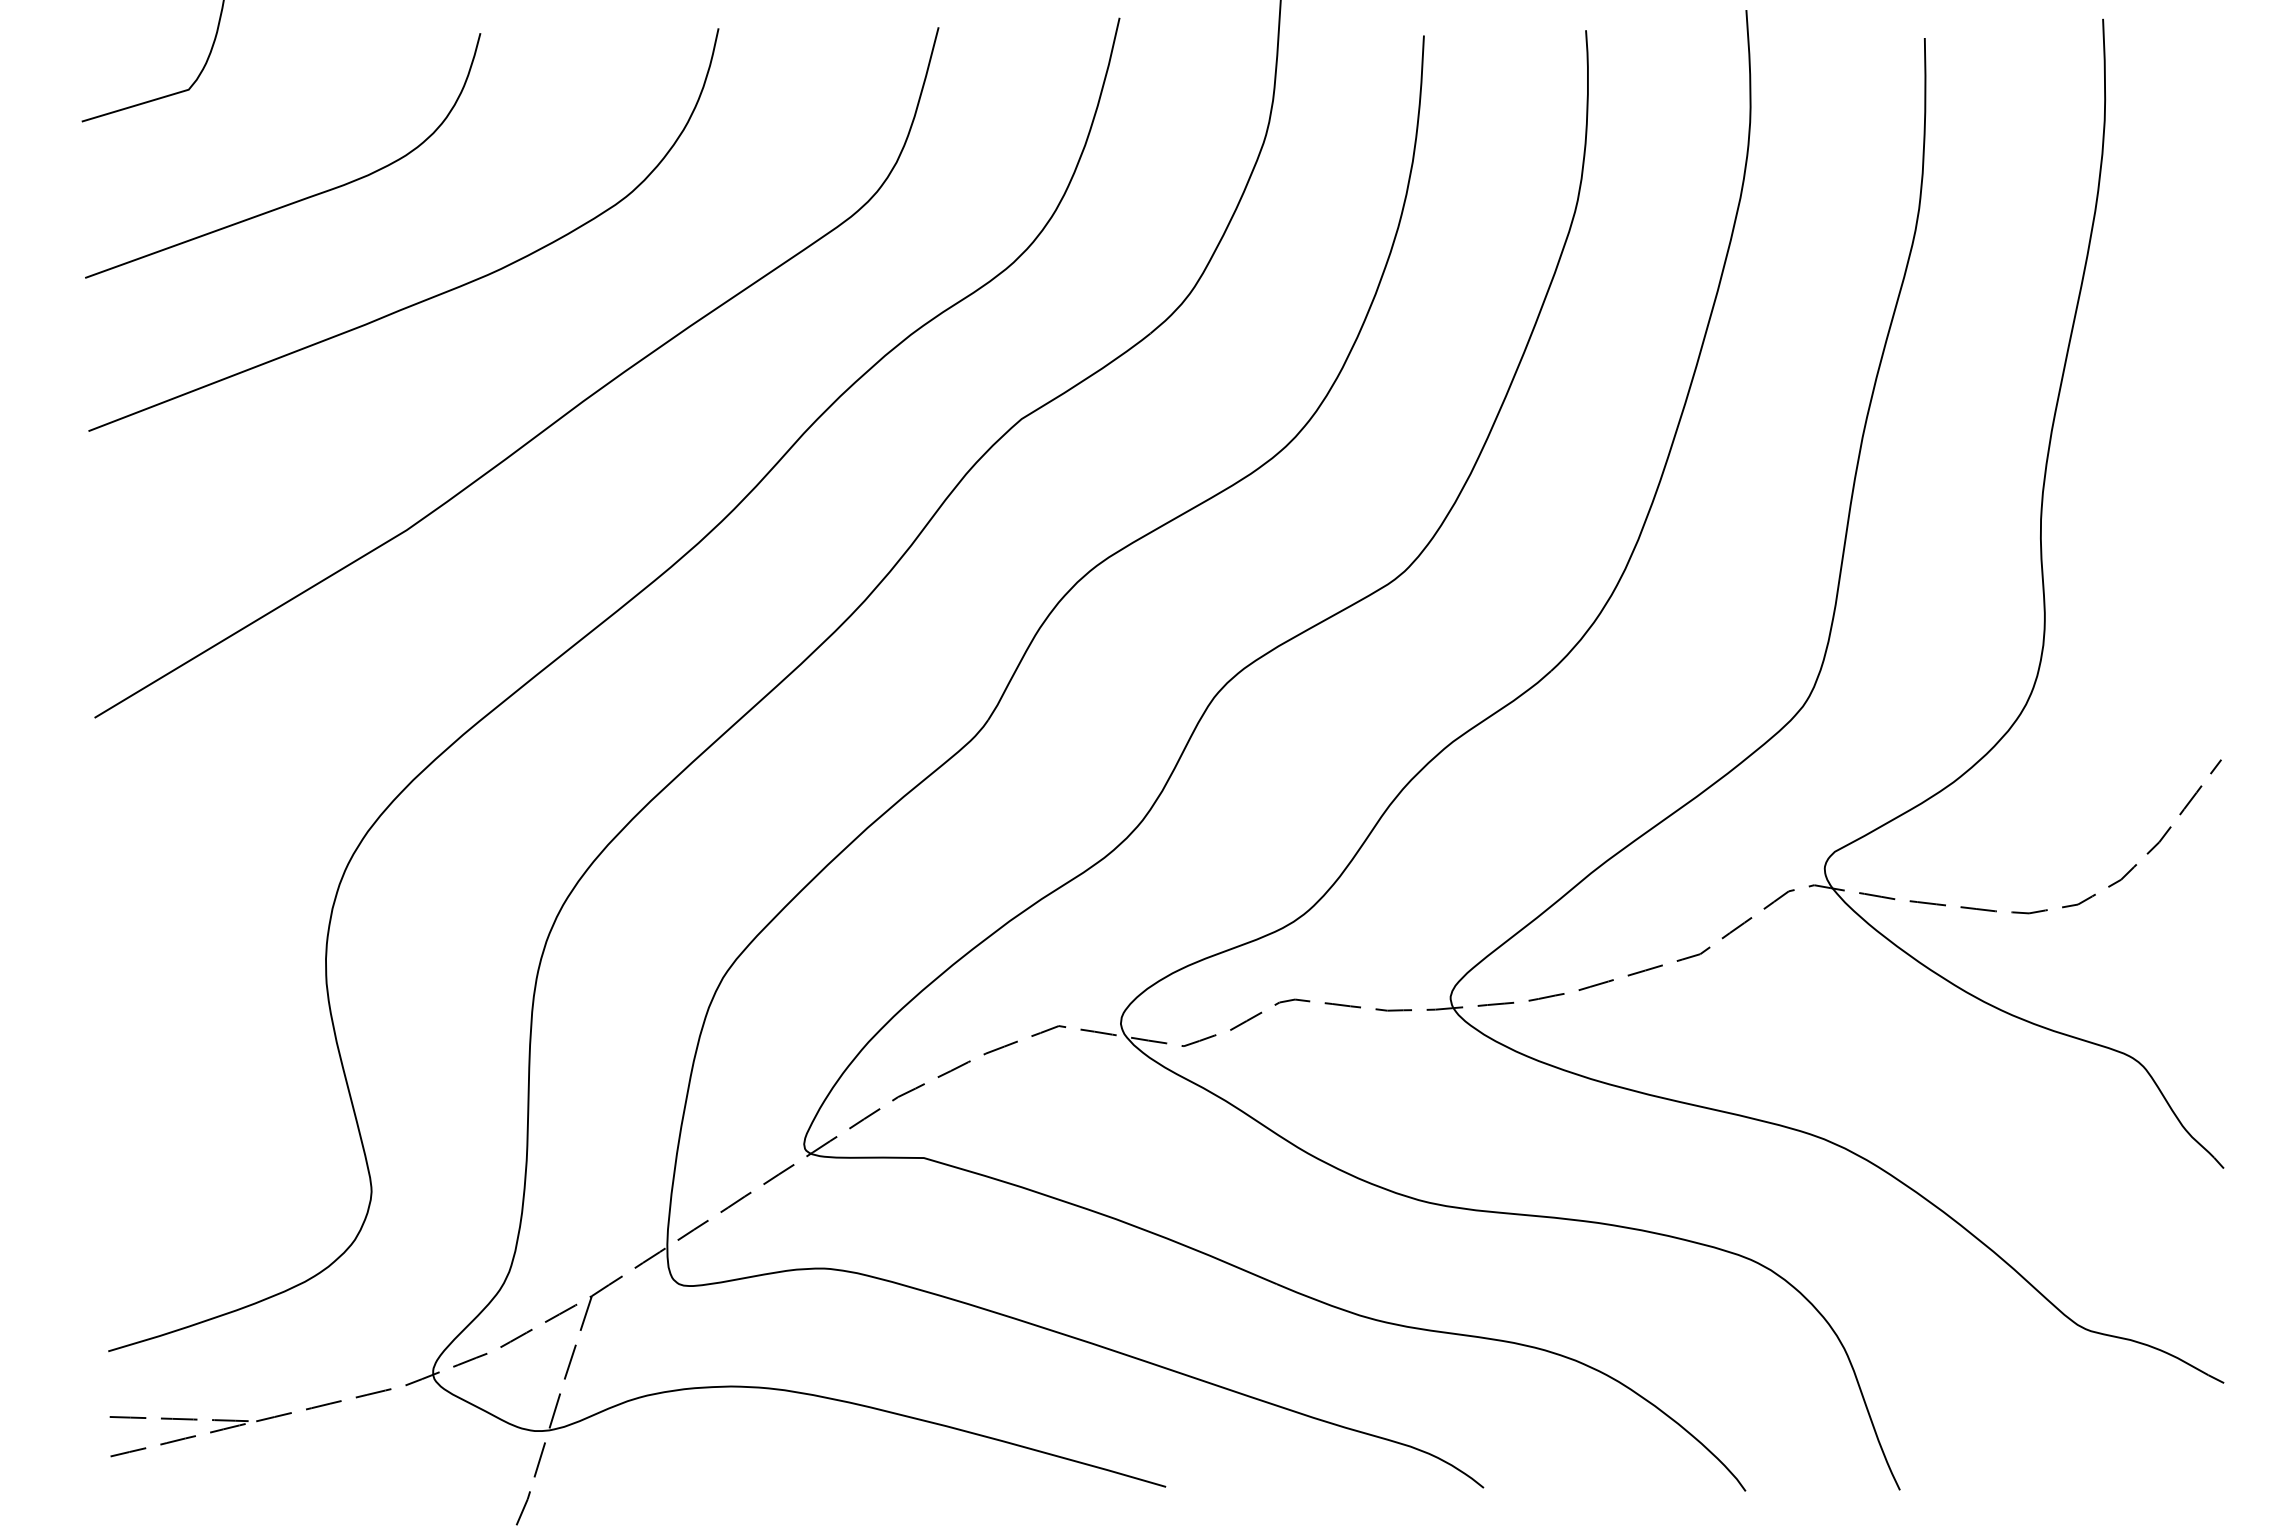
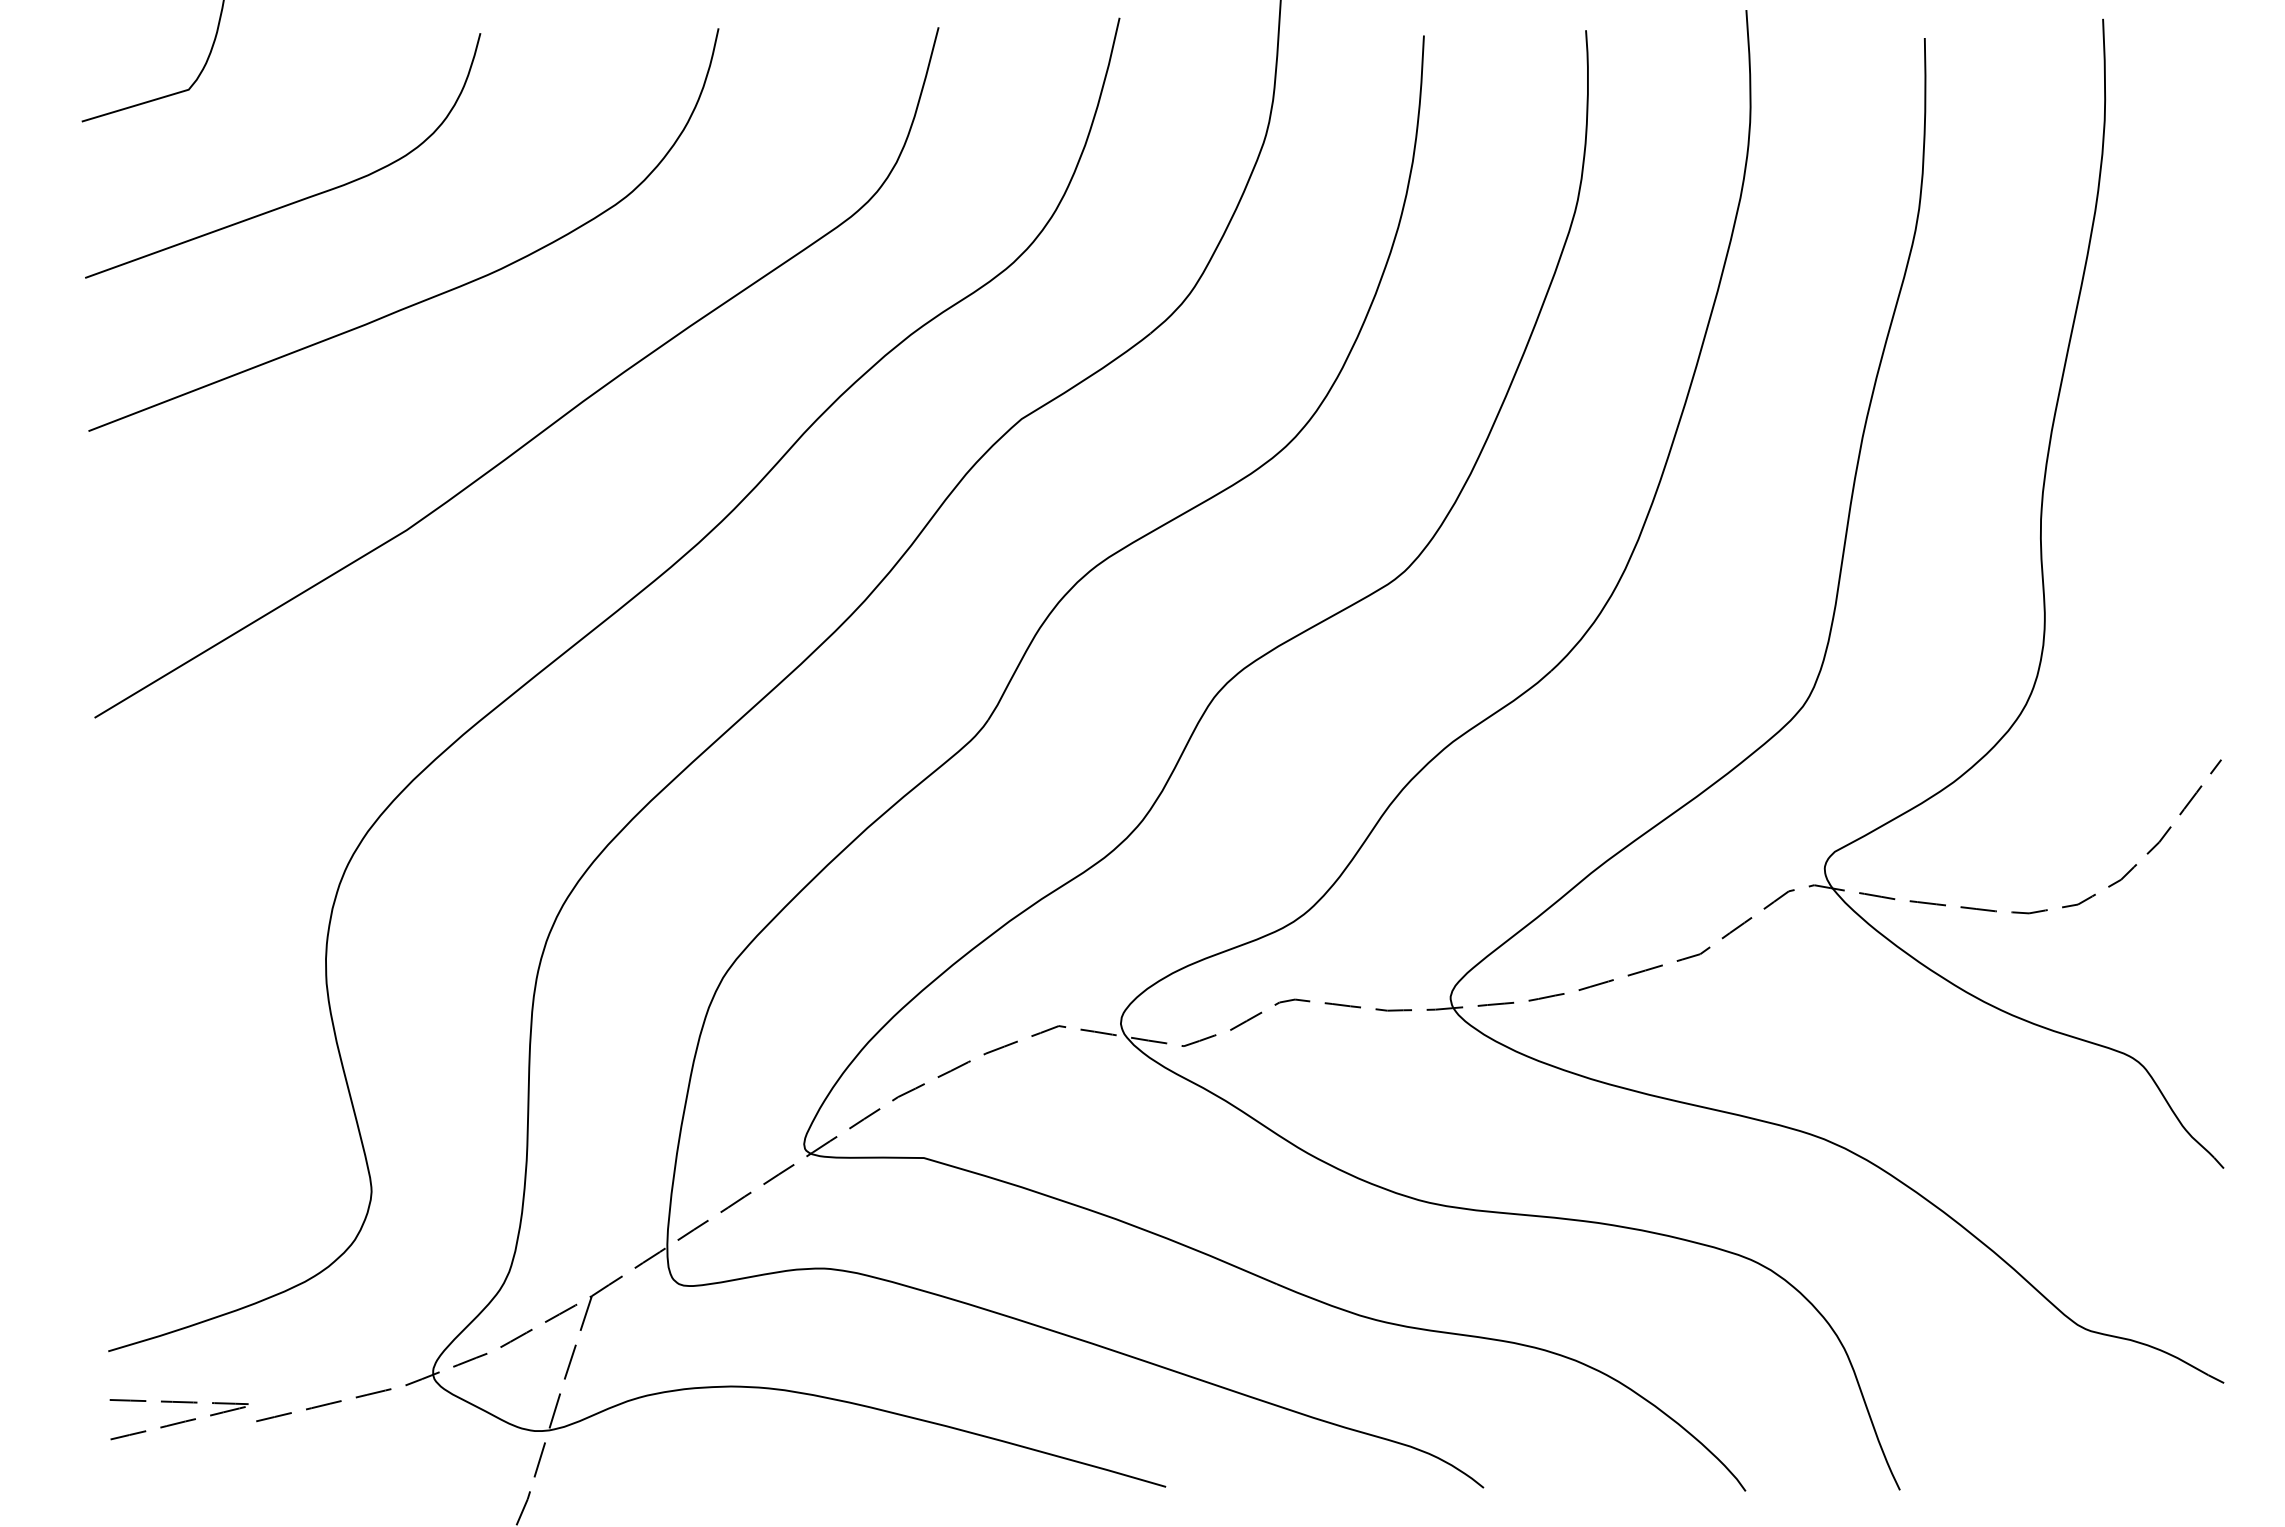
part position: (178, 1436) -> (178, 1419) (178, 1419)
